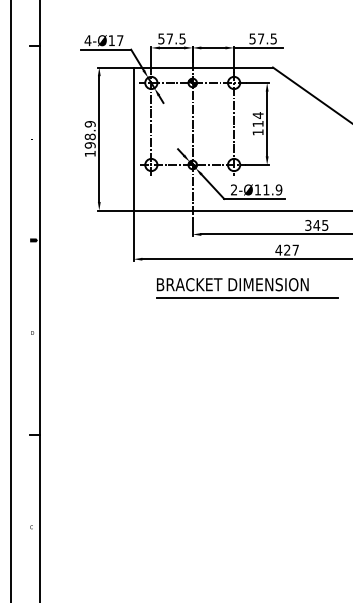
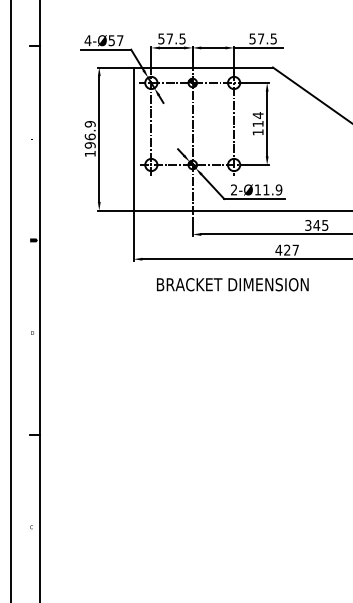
text: 4-Ø17 -> 4-Ø57 (111, 40)
text: 198.9 -> 196.9 (89, 136)
line: present -> none (247, 297)
